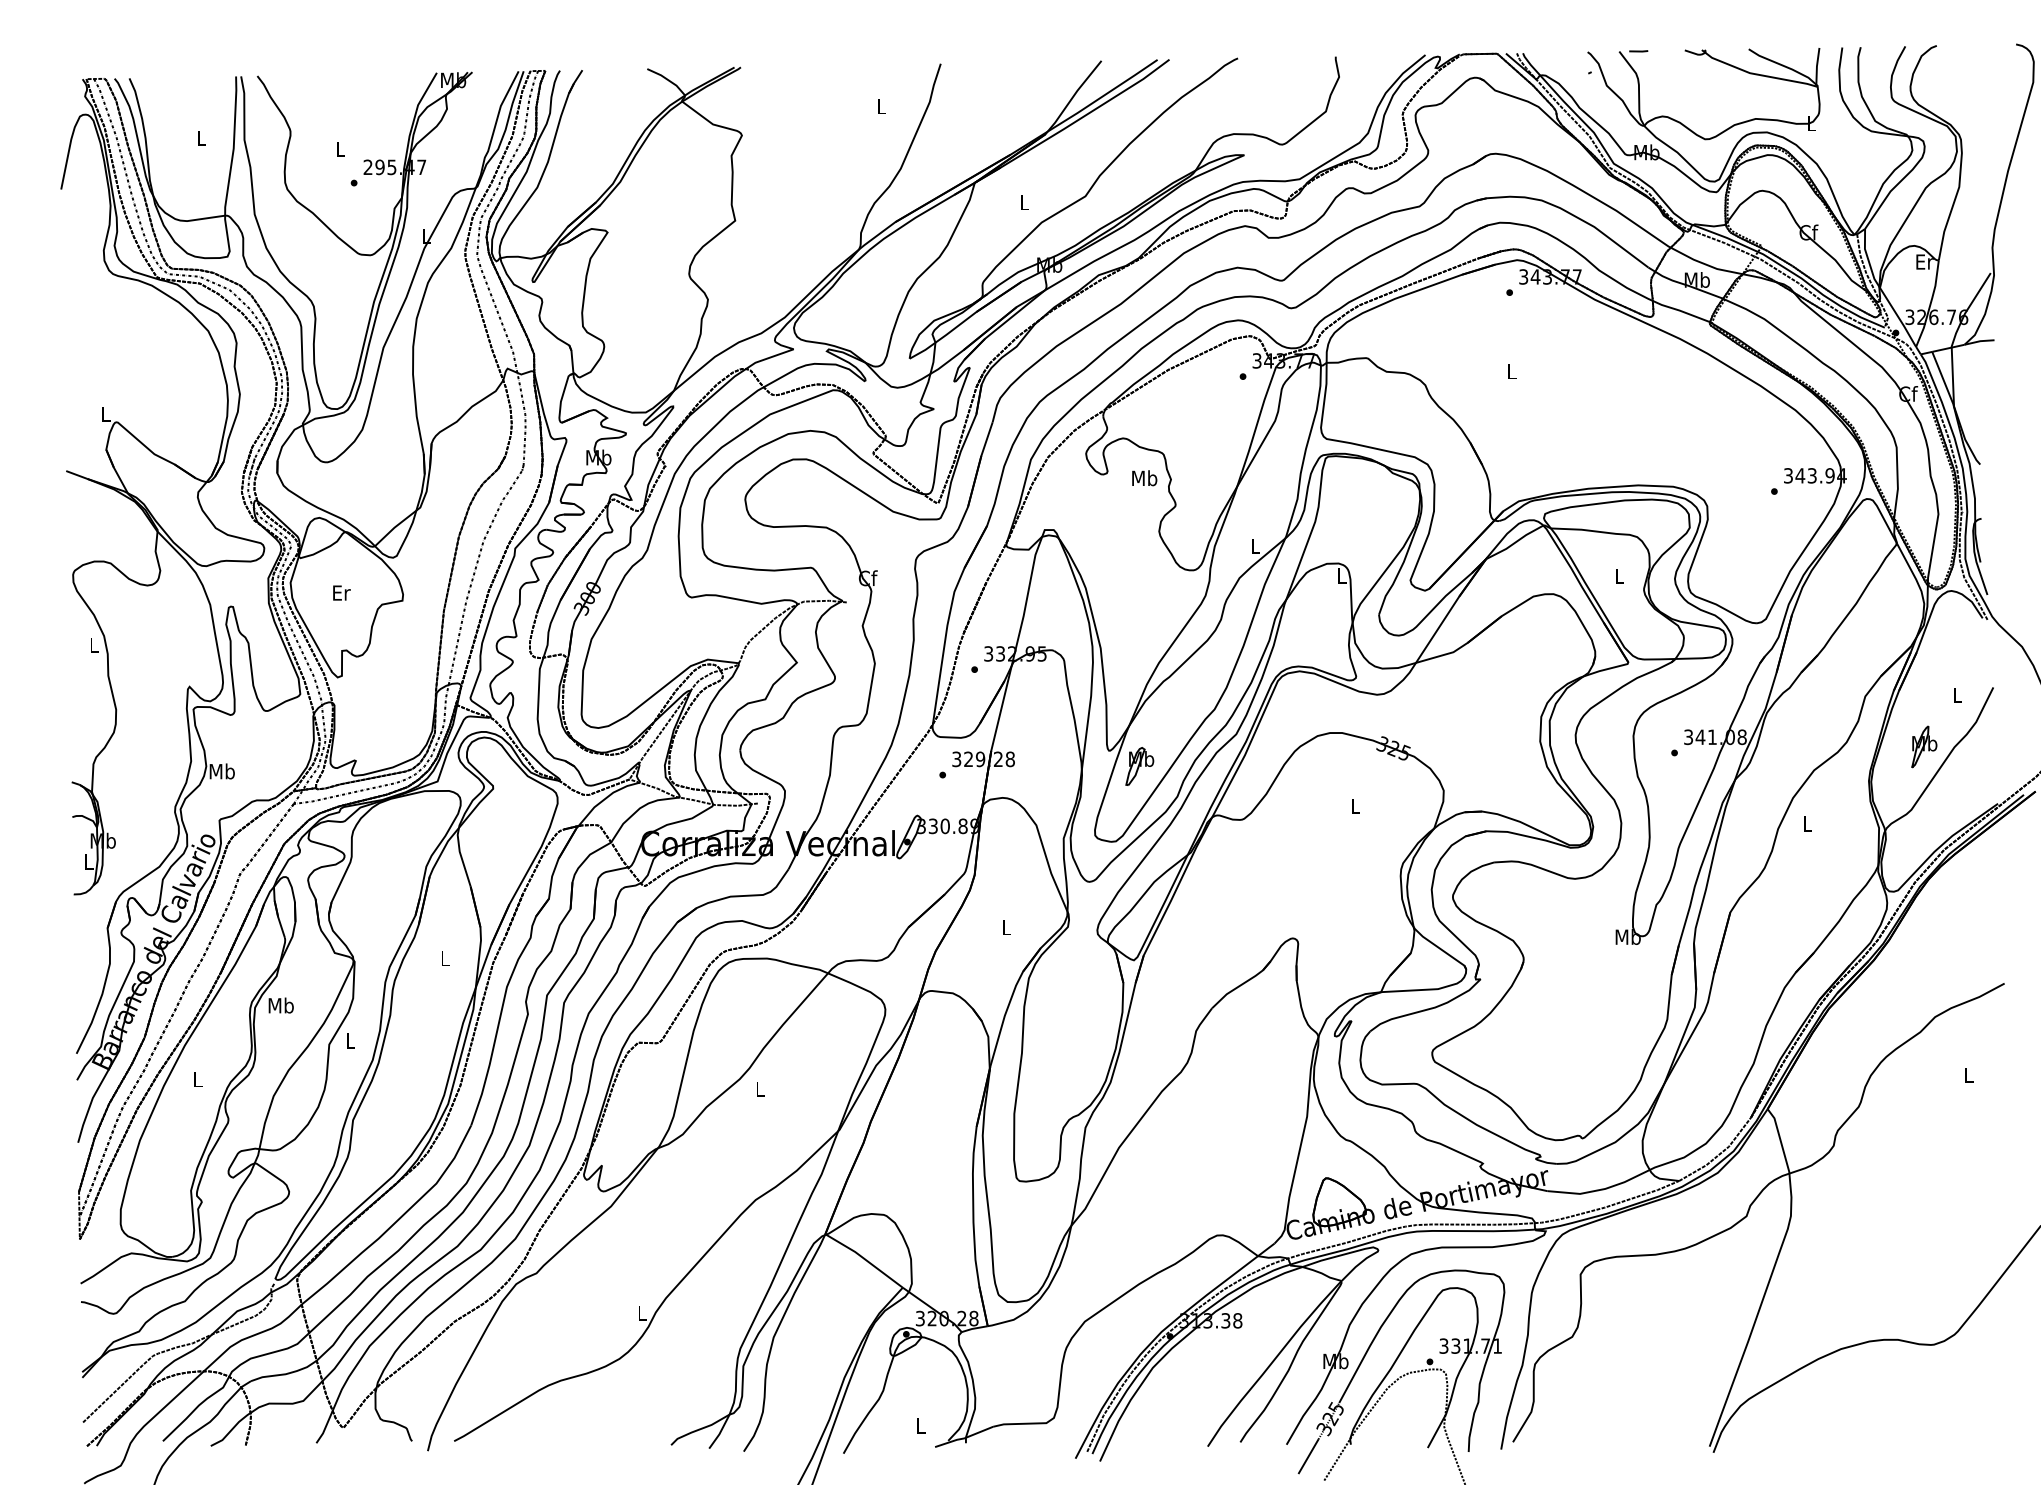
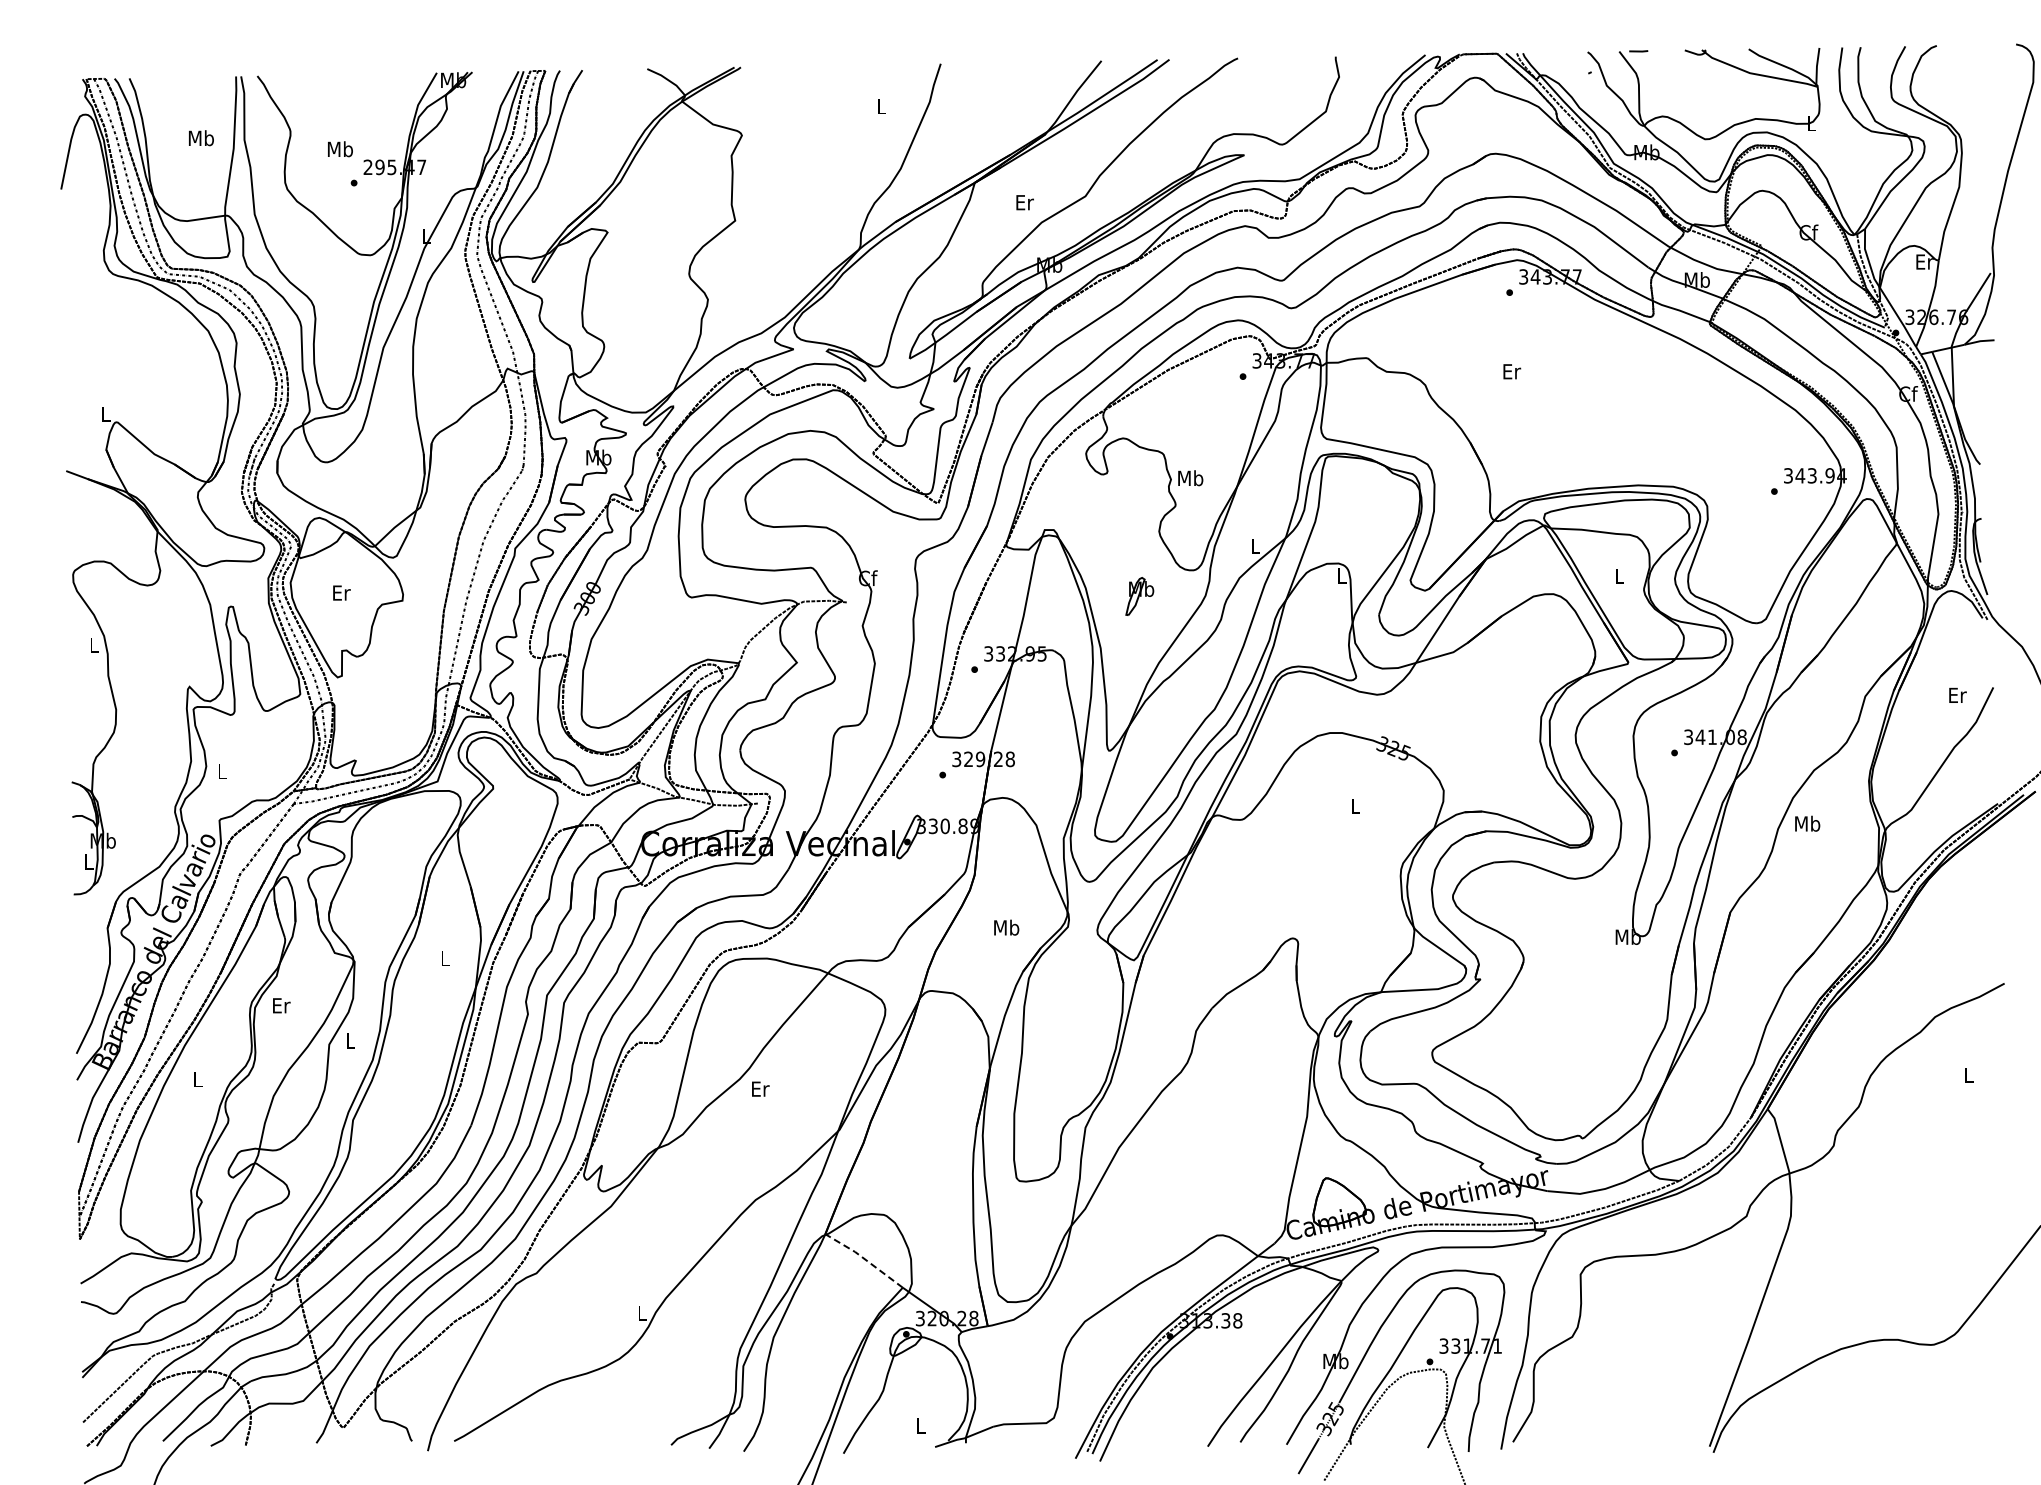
text: L -> Mb (200, 138)
text: L -> Mb (340, 149)
text: L -> Er (1024, 202)
text: L -> Er (1512, 371)
text position: (1144, 478) -> (1190, 478) (1190, 478)
text: L -> Er (1957, 694)
part: present -> none (1924, 746)
part position: (1139, 766) -> (1139, 596) (1139, 596)
text: Mb -> L (221, 771)
text: L -> Mb (1807, 823)
text: L -> Mb (1006, 927)
text: Mb -> Er (280, 1005)
text: L -> Er (760, 1088)
line: solid -> dashed (864, 1259)
